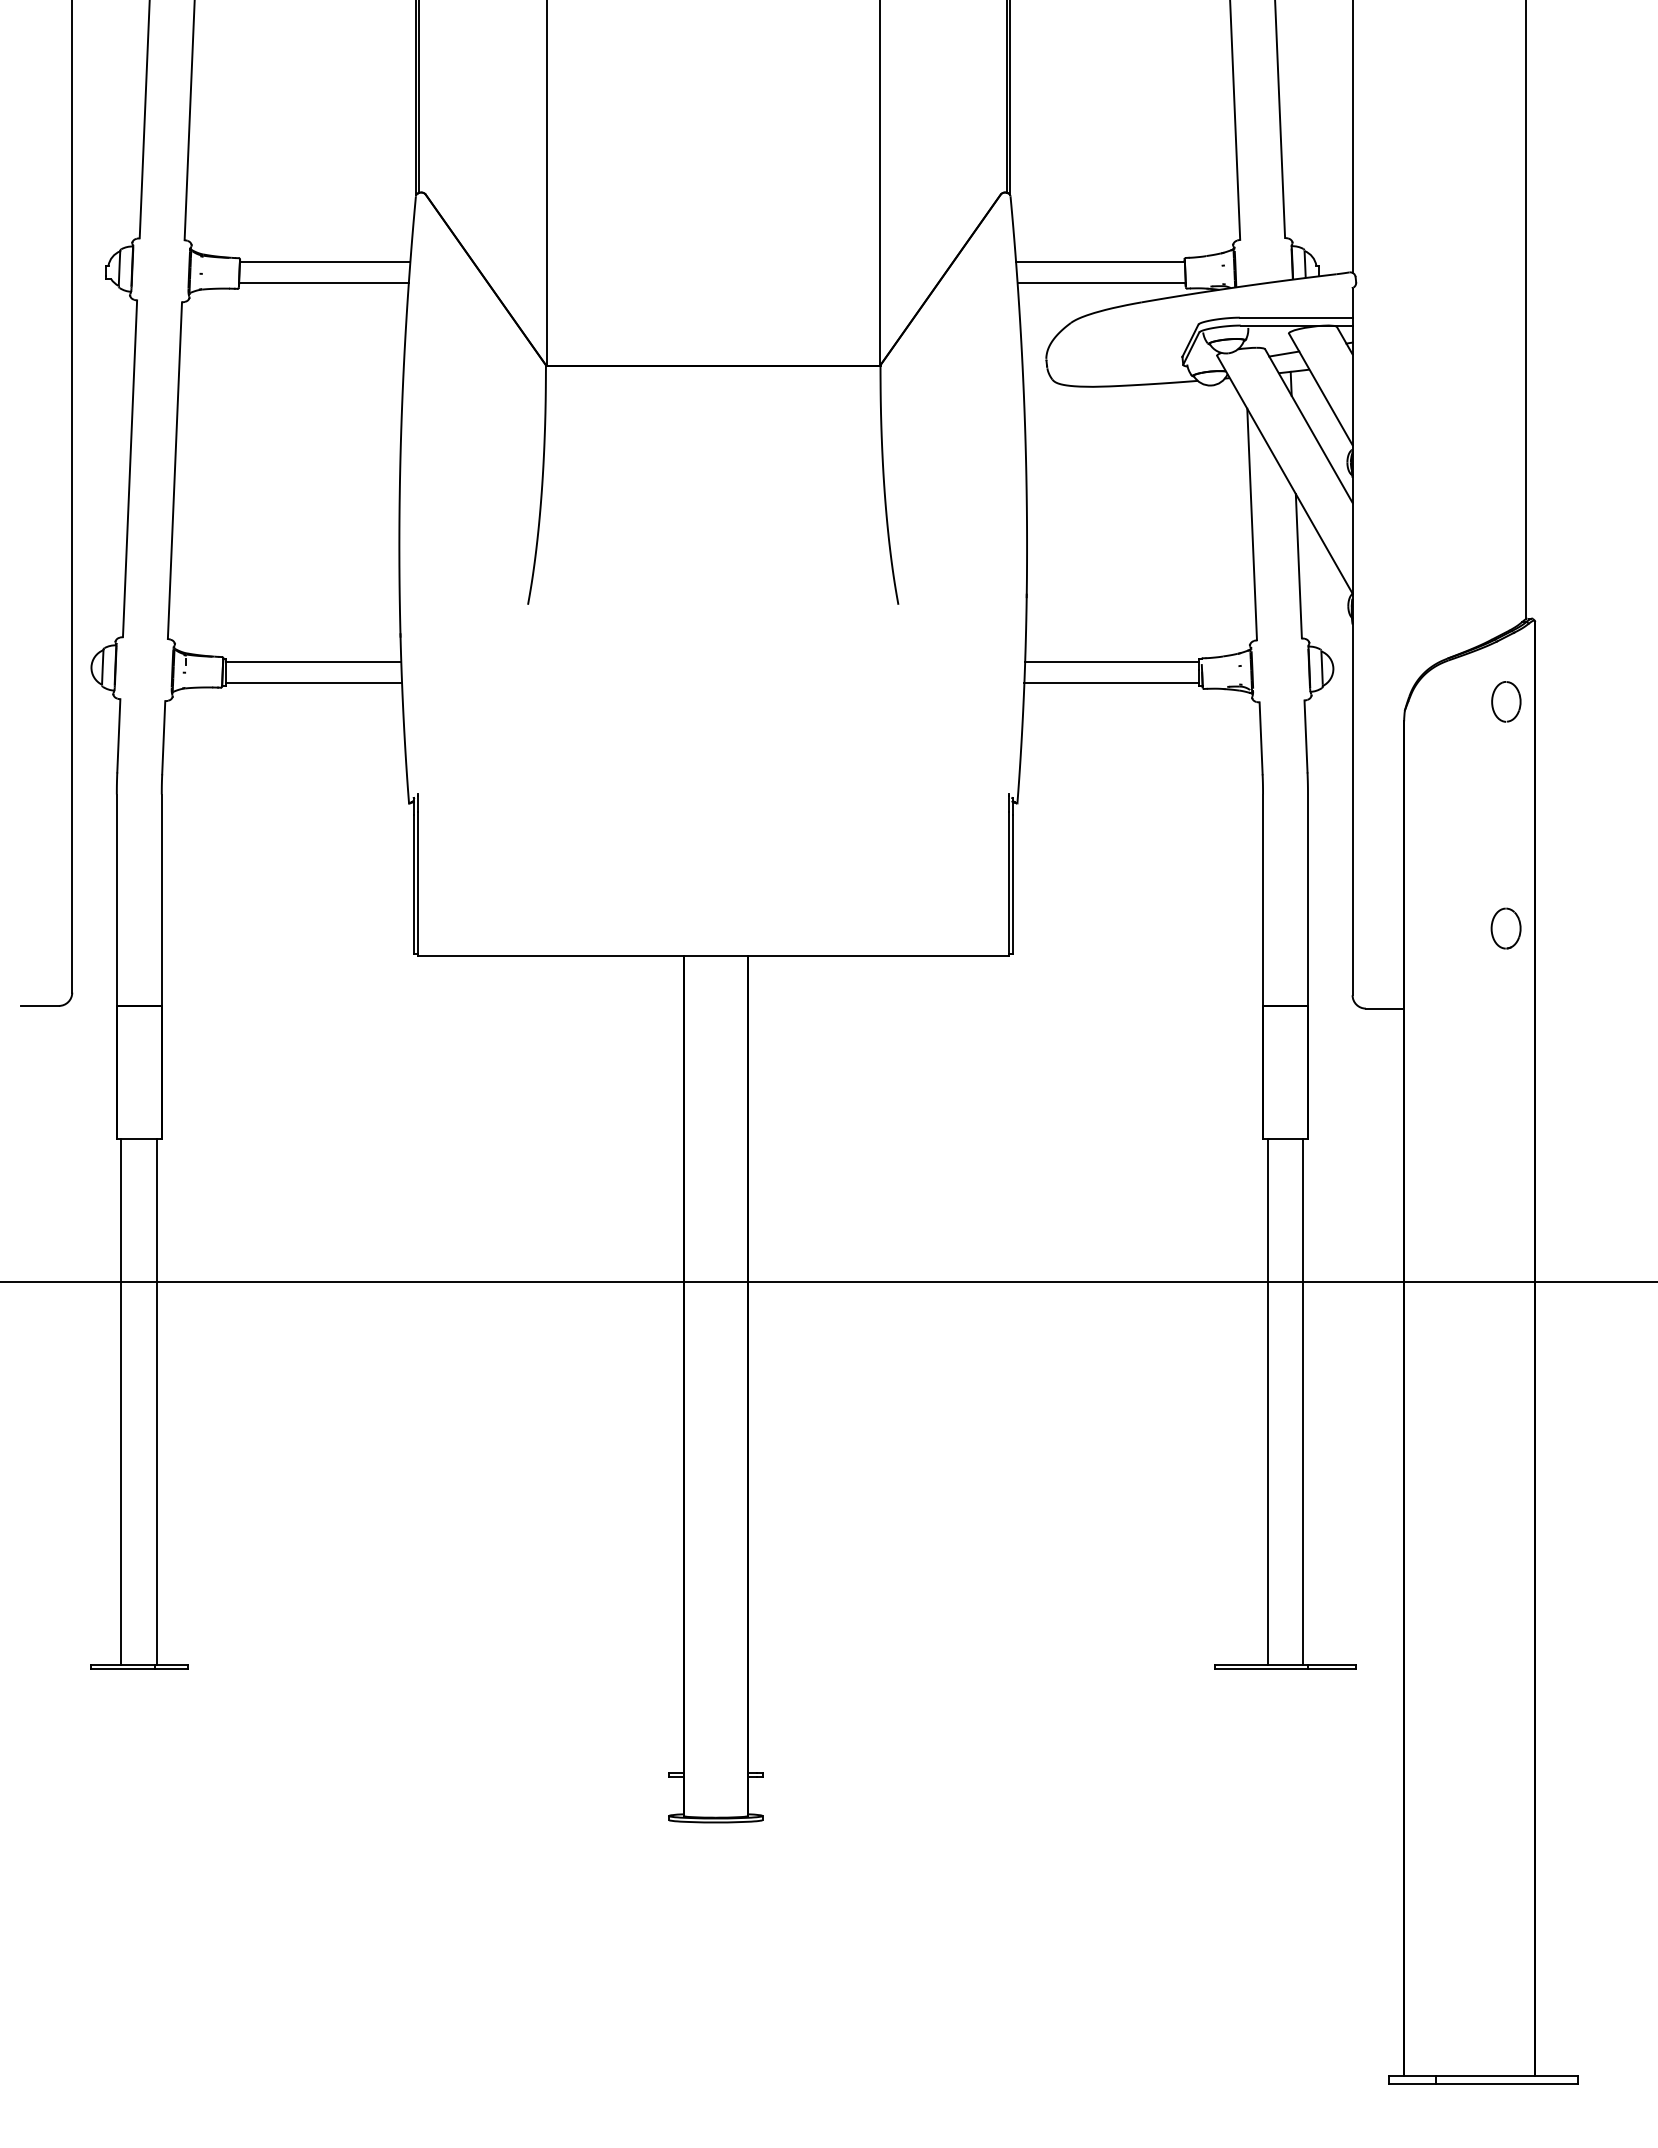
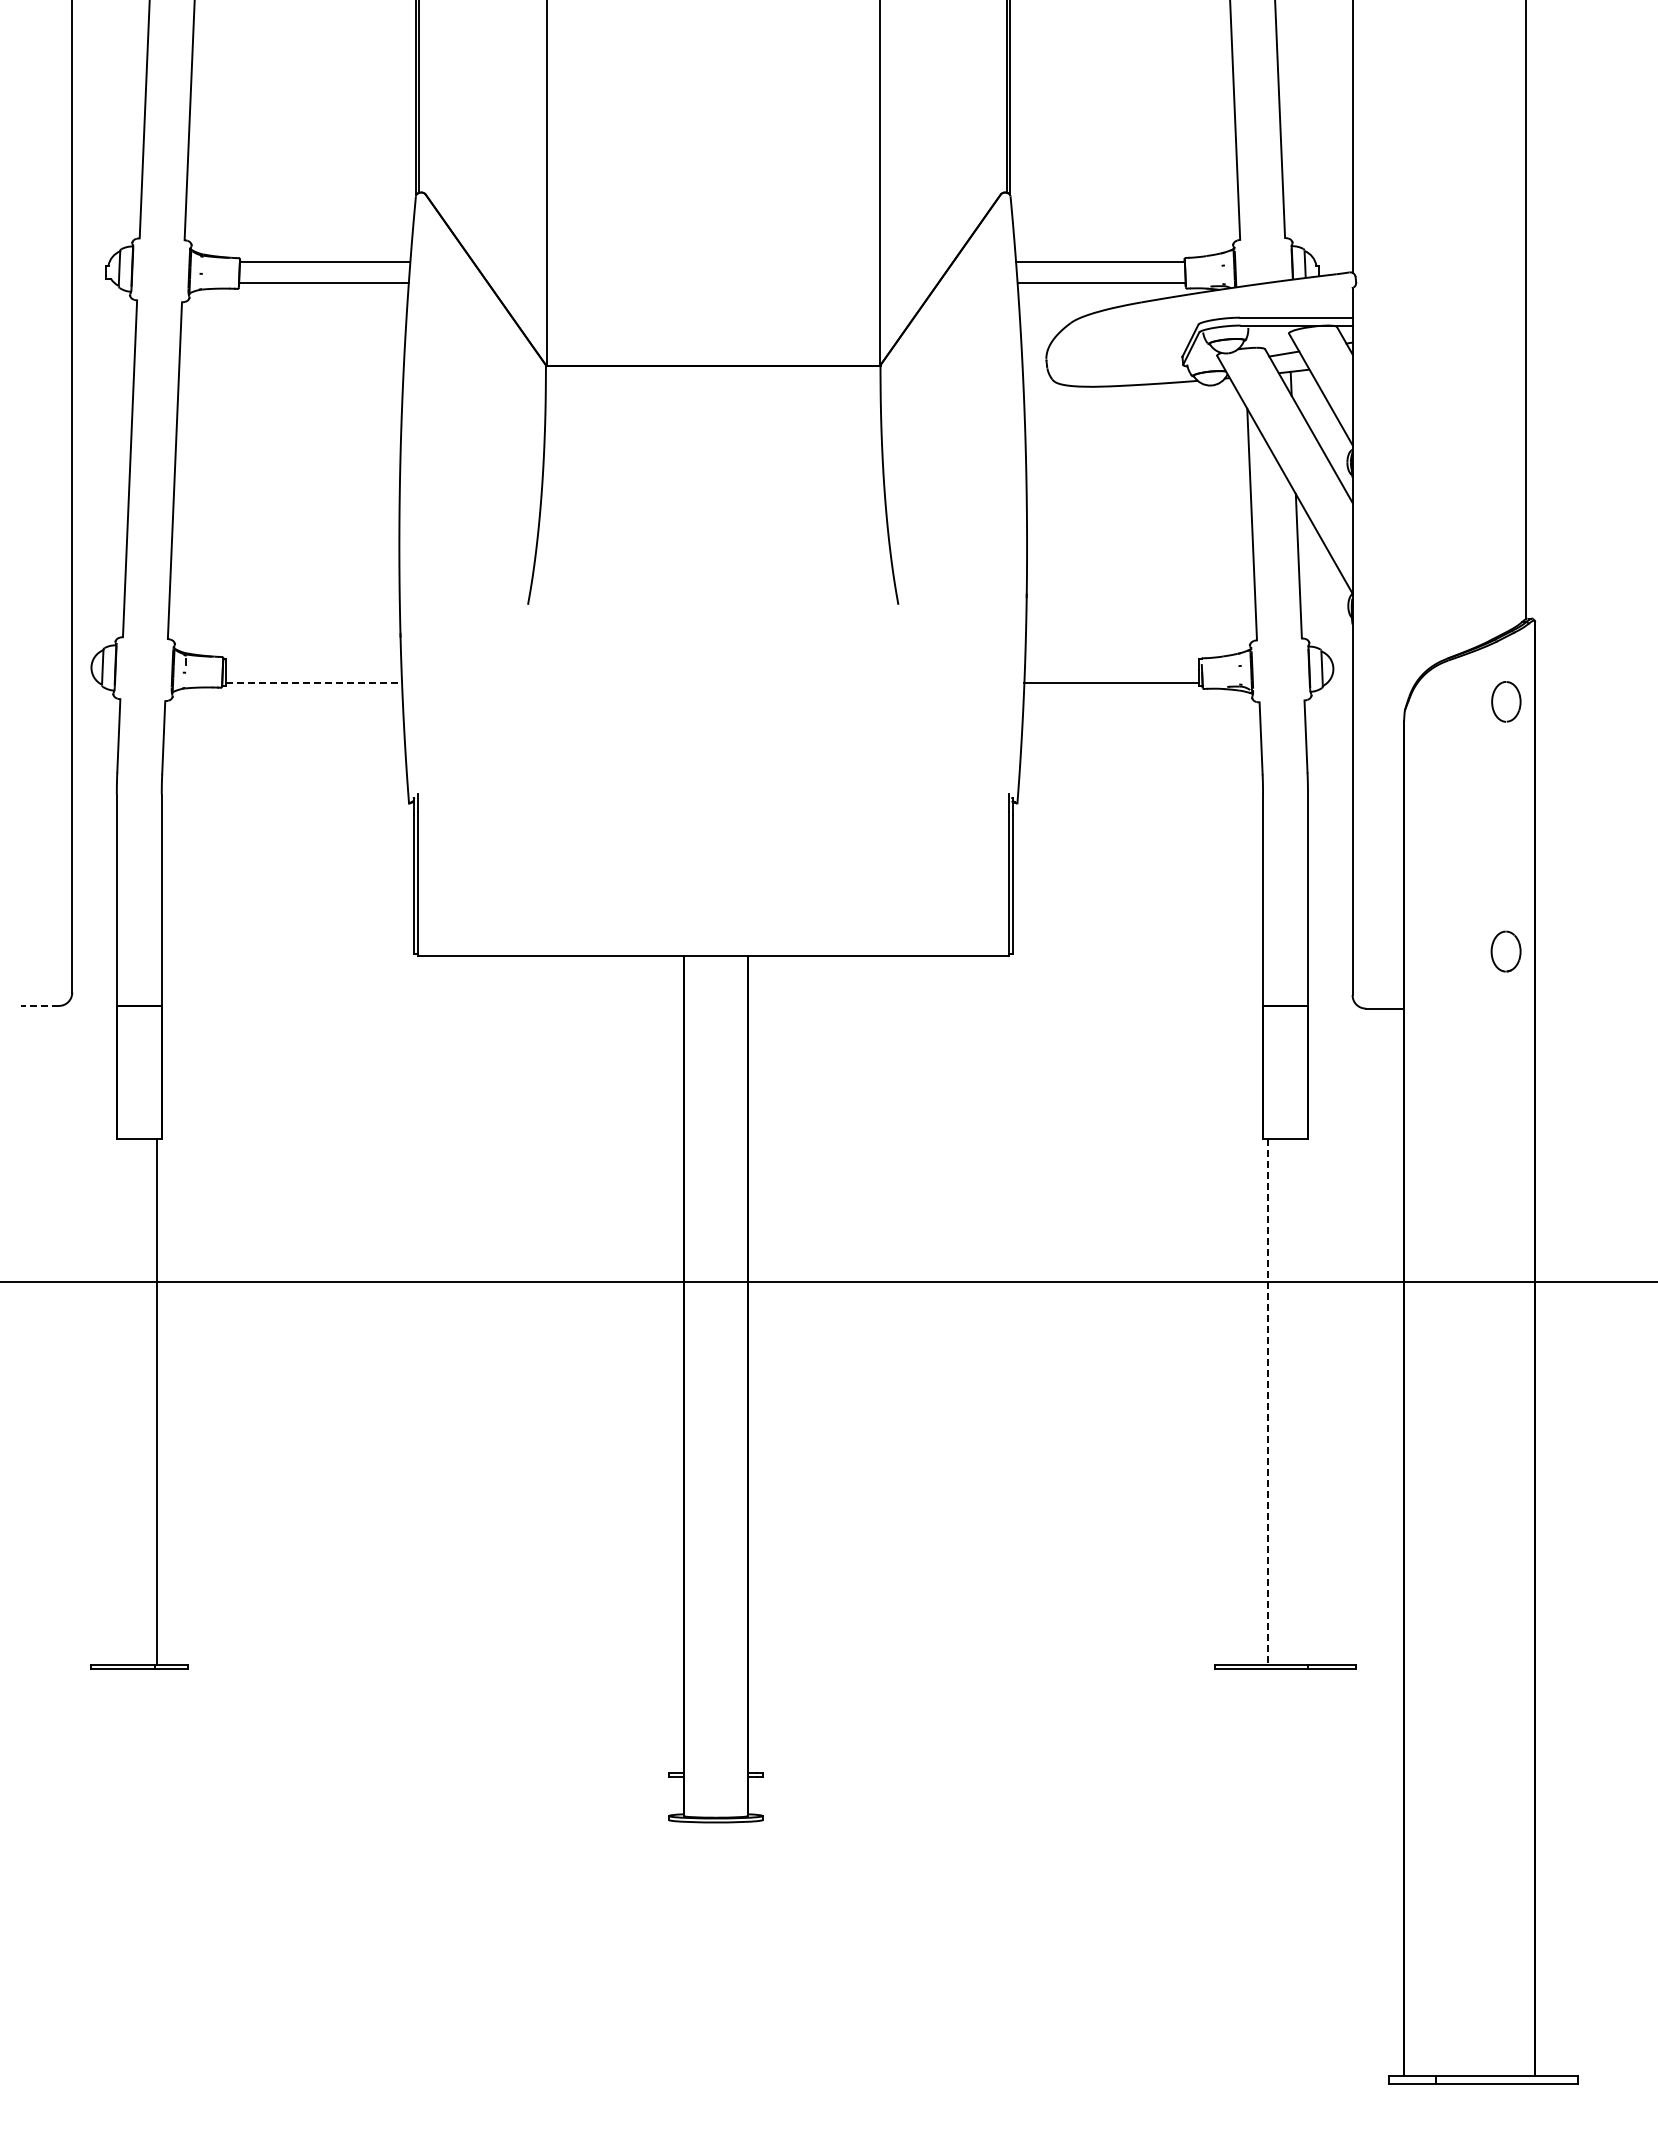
line: present -> none (313, 661)
line: present -> none (1112, 661)
line: solid -> dashed (314, 683)
part position: (1505, 928) -> (1505, 951) (1505, 951)
line: solid -> dashed (39, 1005)
line: present -> none (121, 1401)
line: present -> none (1303, 1401)
line: solid -> dashed (1267, 1402)
